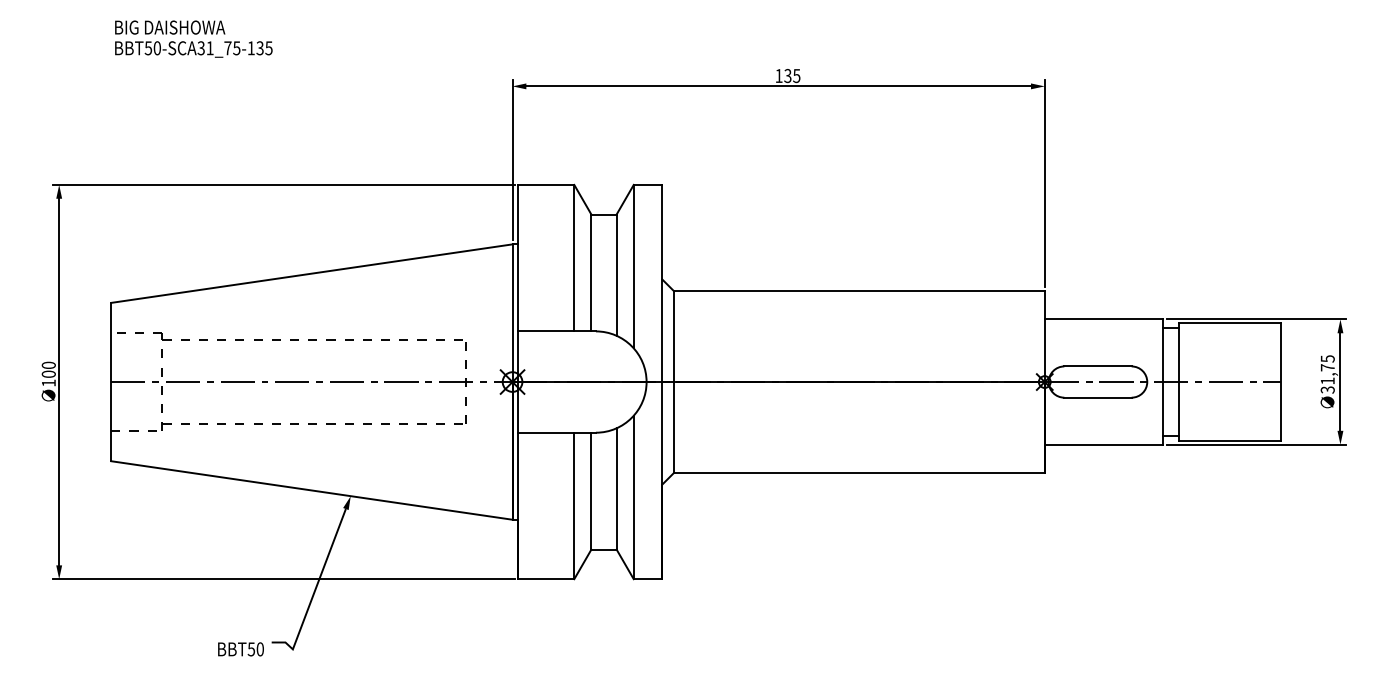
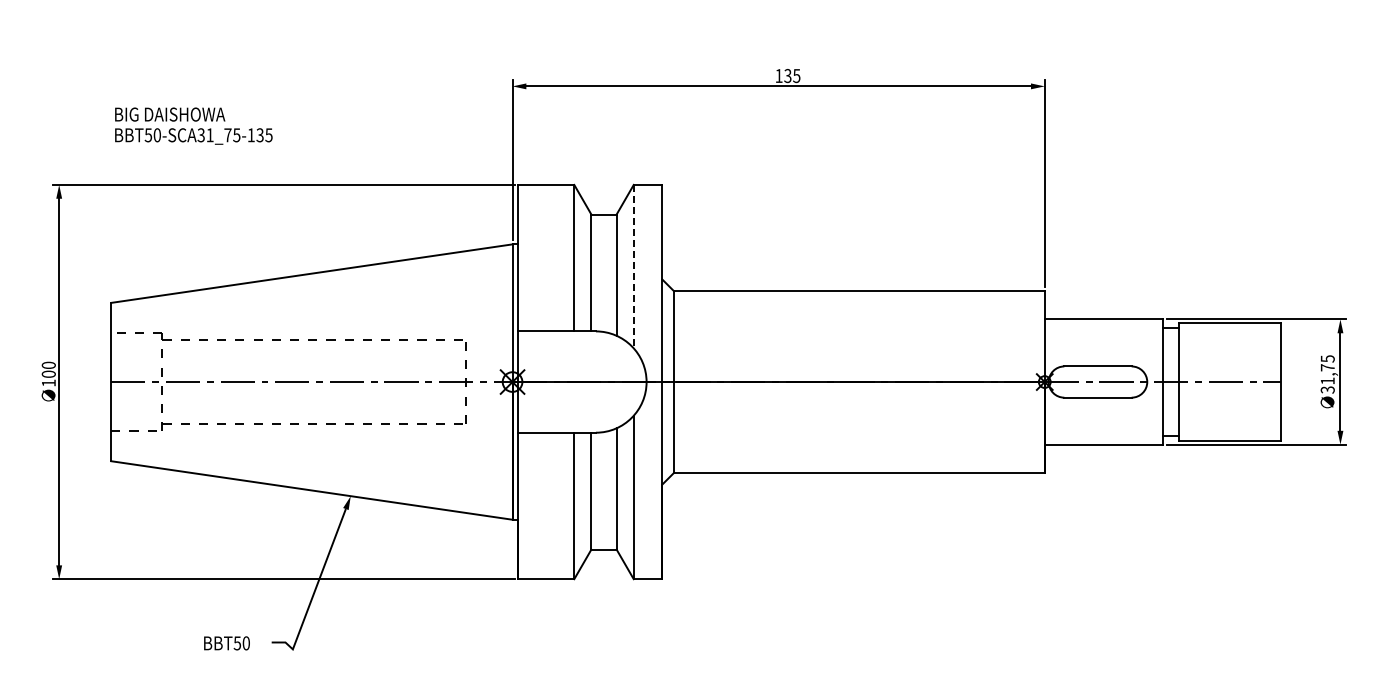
text position: (193, 38) -> (193, 125) (193, 125)
line: solid -> dashed (633, 266)
text position: (240, 649) -> (226, 643) (226, 643)
